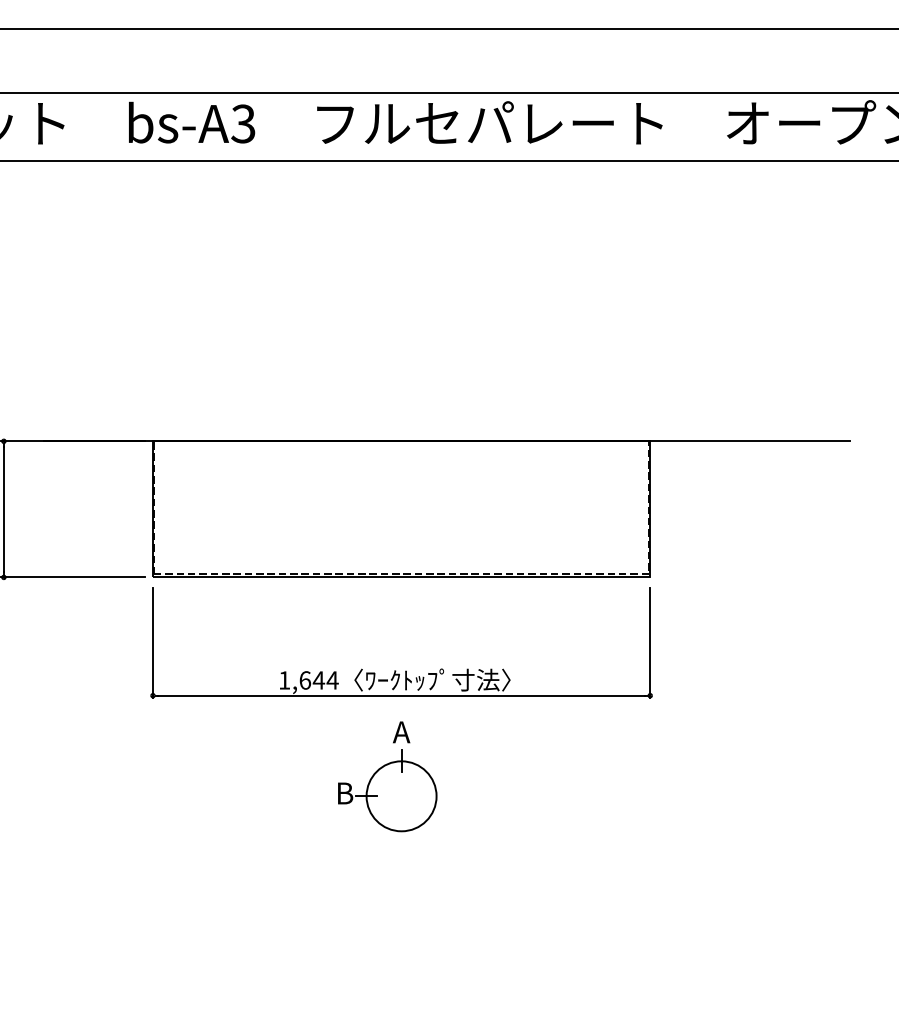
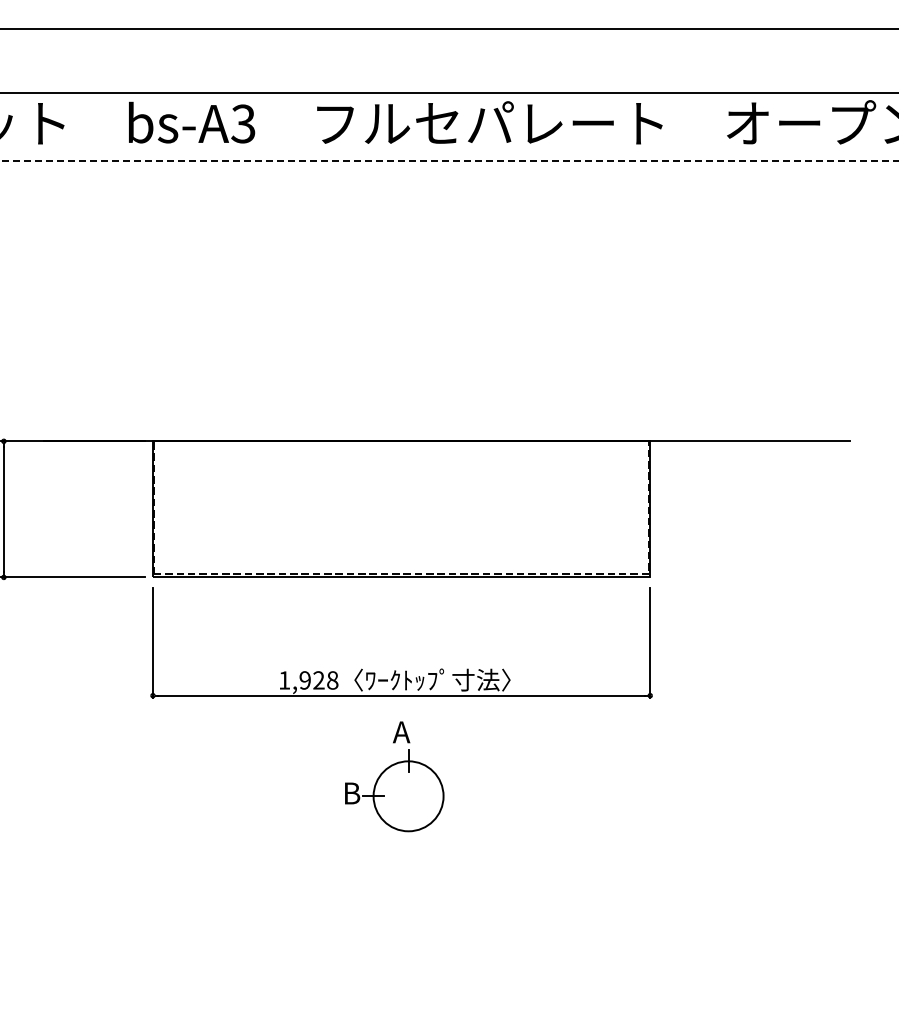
line: solid -> dashed (449, 160)
text: 1,644 -> 1,928 (318, 680)
part position: (387, 790) -> (394, 790) (394, 790)
